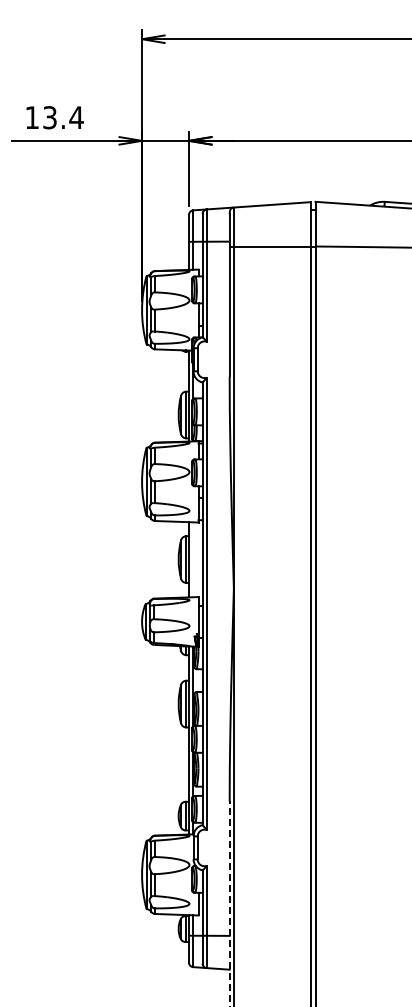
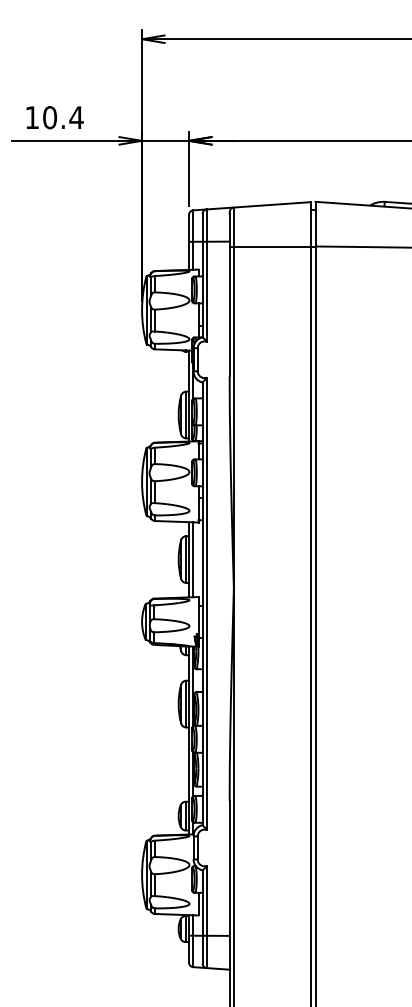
text: 13.4 -> 10.4 (50, 117)
line: none -> present (193, 559)
line: dashed -> solid (229, 903)
